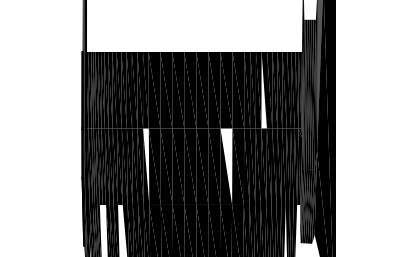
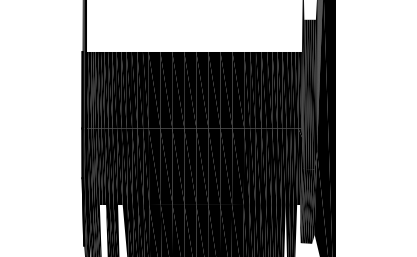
fill: none -> present (263, 90)
fill: none -> present (146, 166)
fill: none -> present (226, 166)
